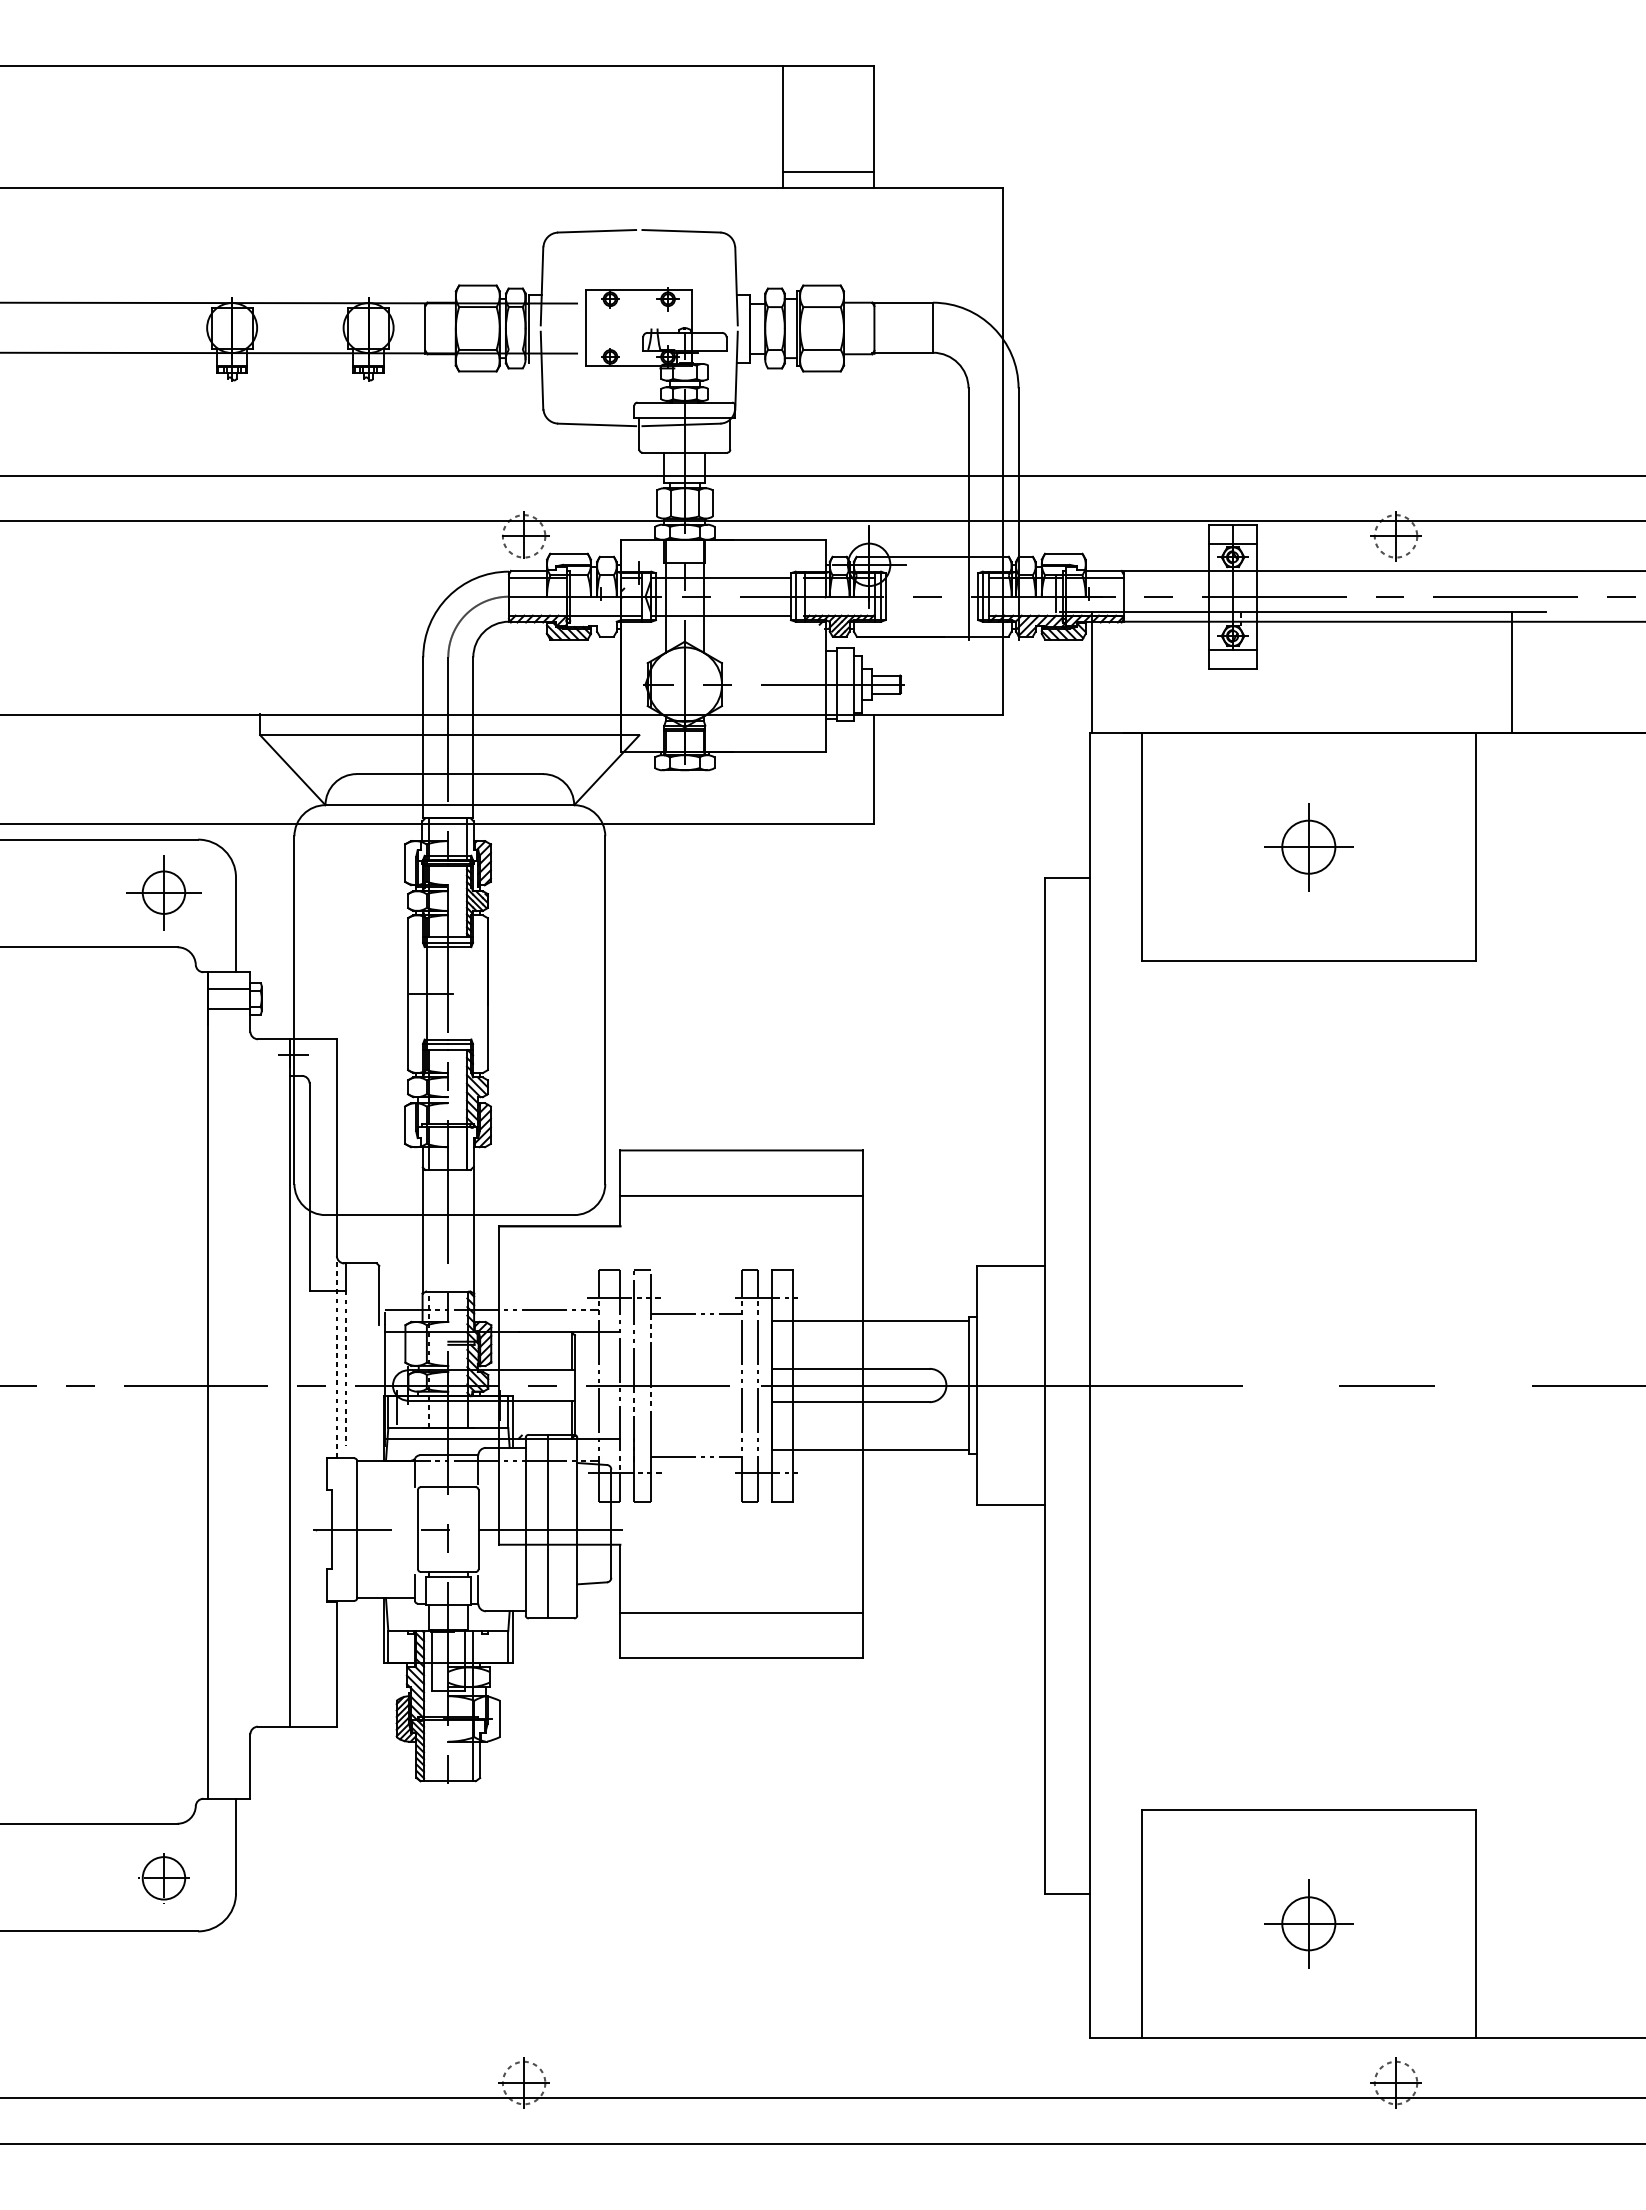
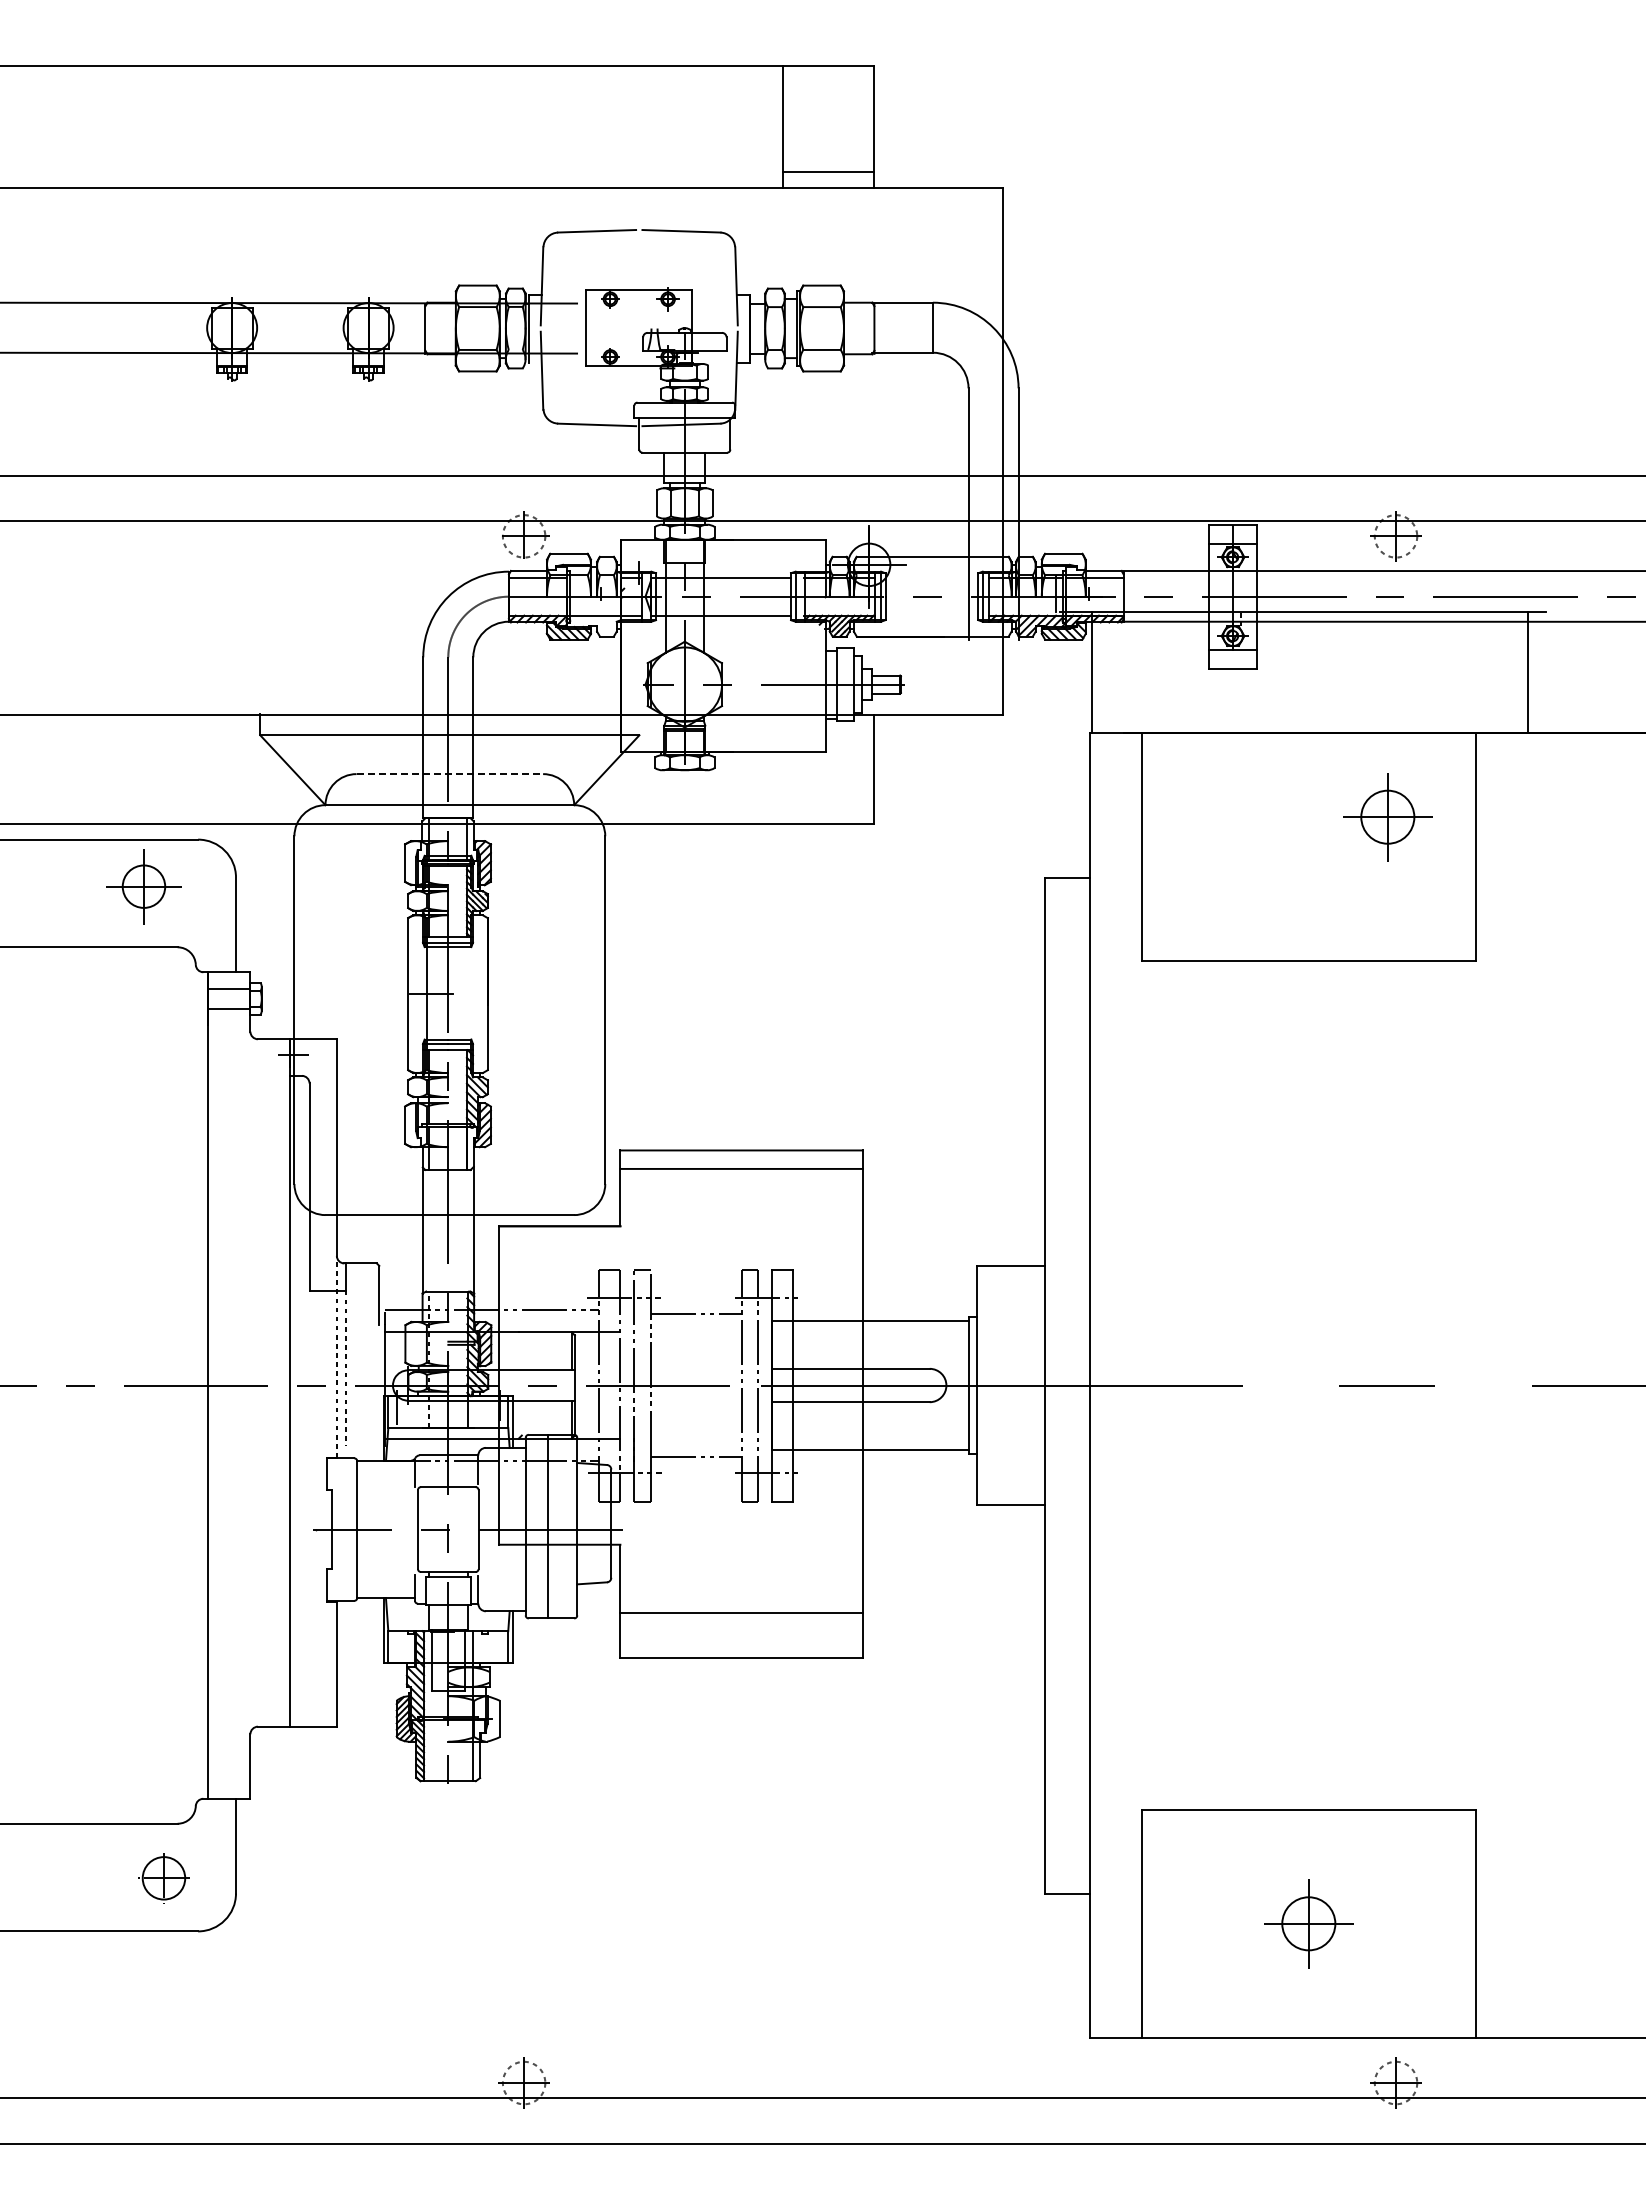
line position: (1511, 672) -> (1527, 672) (1527, 672)
line: solid -> dashed (450, 774)
part position: (1308, 847) -> (1387, 817) (1387, 817)
part position: (163, 892) -> (143, 886) (143, 886)
line position: (741, 1195) -> (741, 1168) (741, 1168)
